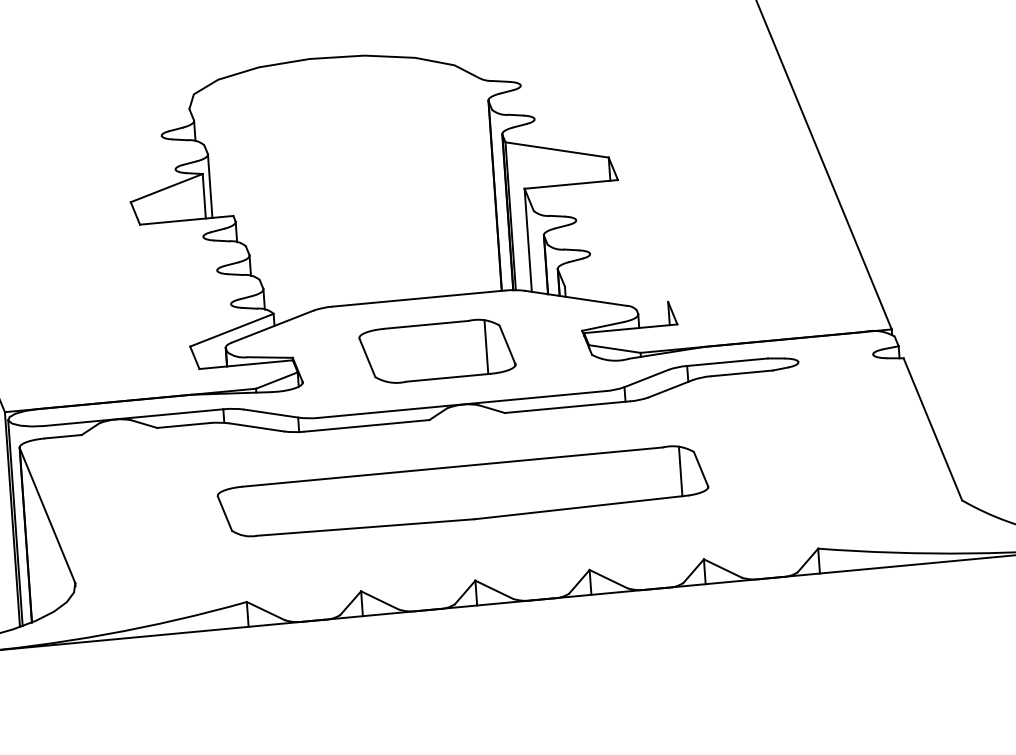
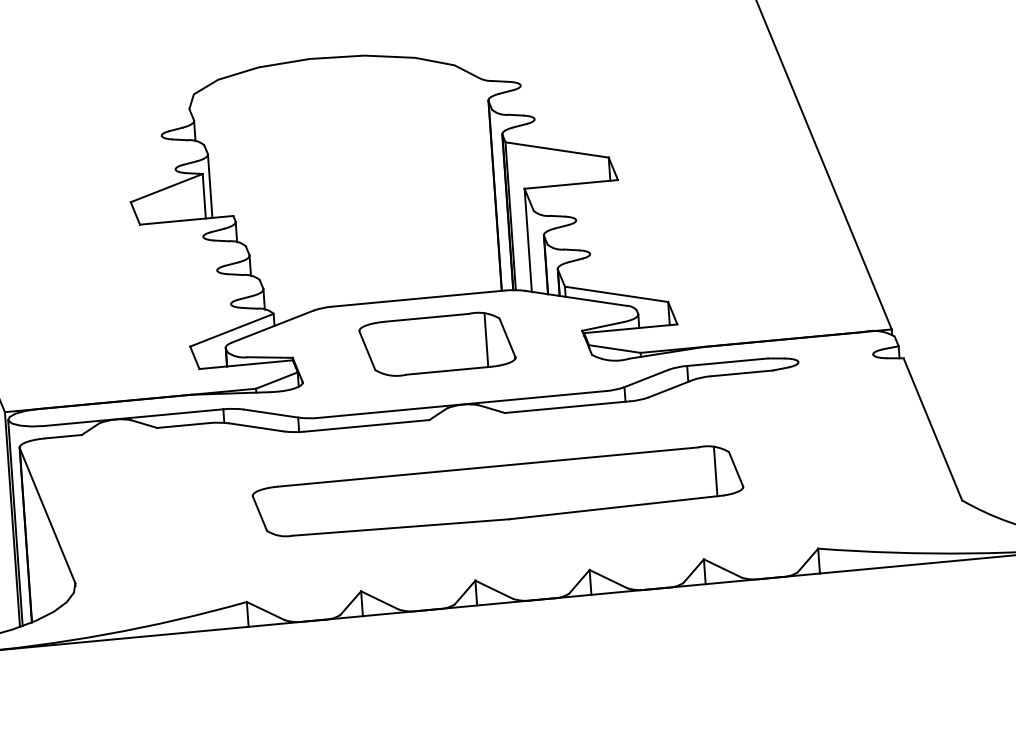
line: none -> present (616, 294)
part position: (437, 350) -> (437, 343) (437, 343)
part position: (462, 491) -> (497, 491) (497, 491)
